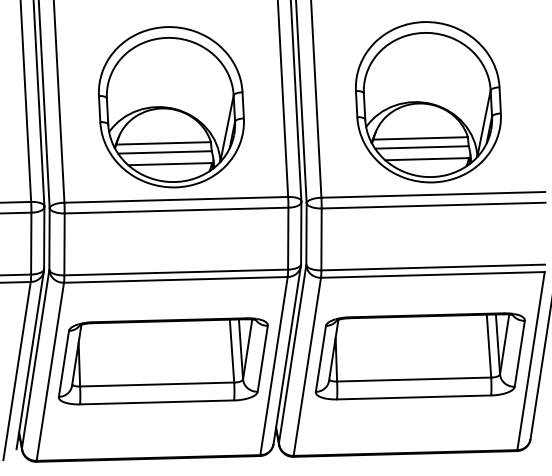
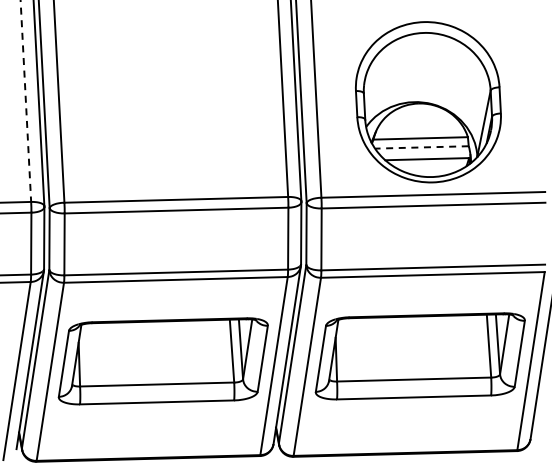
line: solid -> dashed (25, 101)
part: present -> none (171, 107)
line: solid -> dashed (422, 147)
